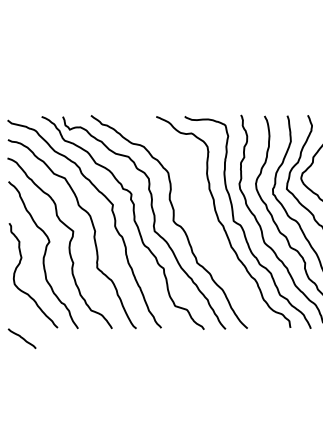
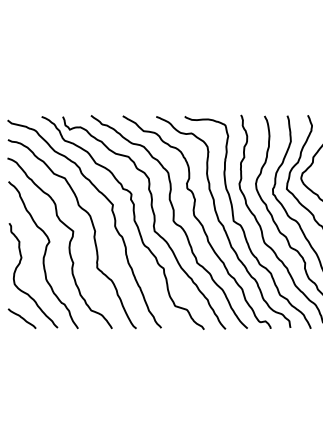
curve: none -> present (197, 220)
line position: (21, 338) -> (21, 318) (21, 318)
